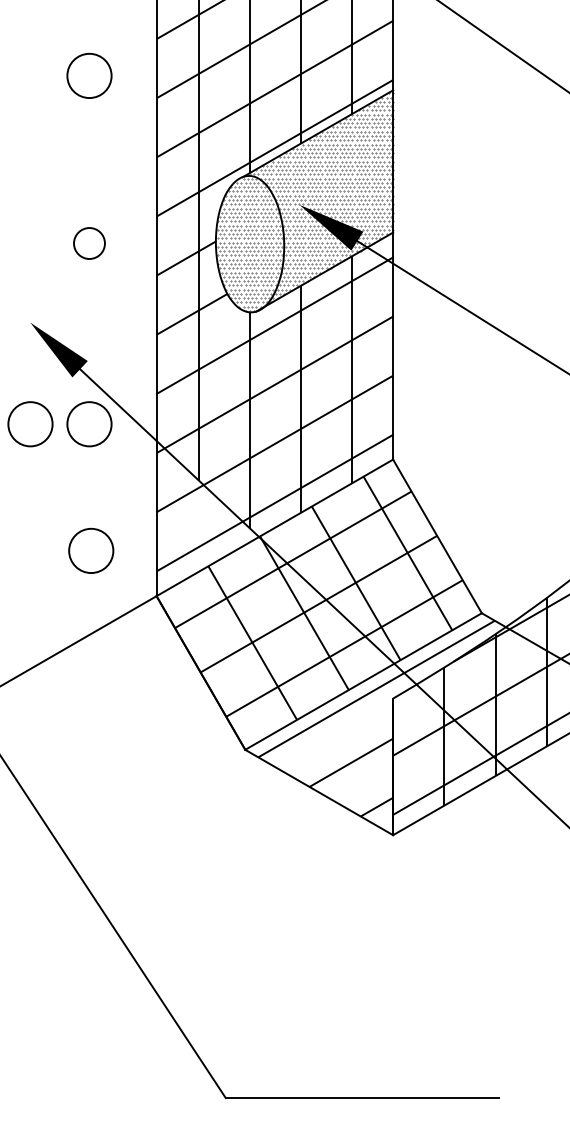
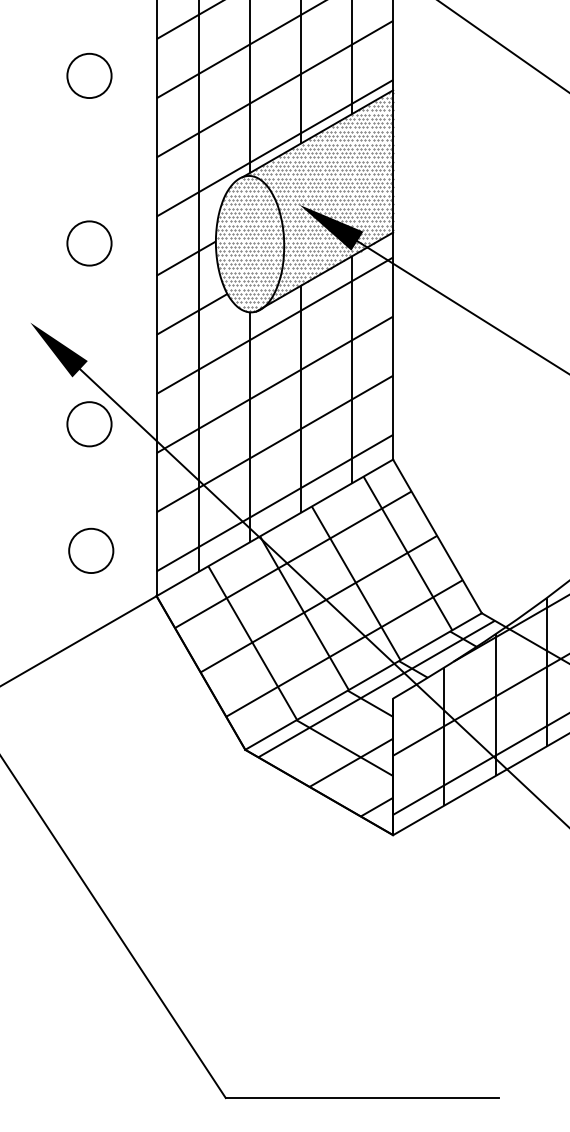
circle diameter: 31 px -> 44 px (89, 243)
circle: present -> none (30, 424)
hatch: none -> present (223, 525)
hatch: none -> present (360, 733)
